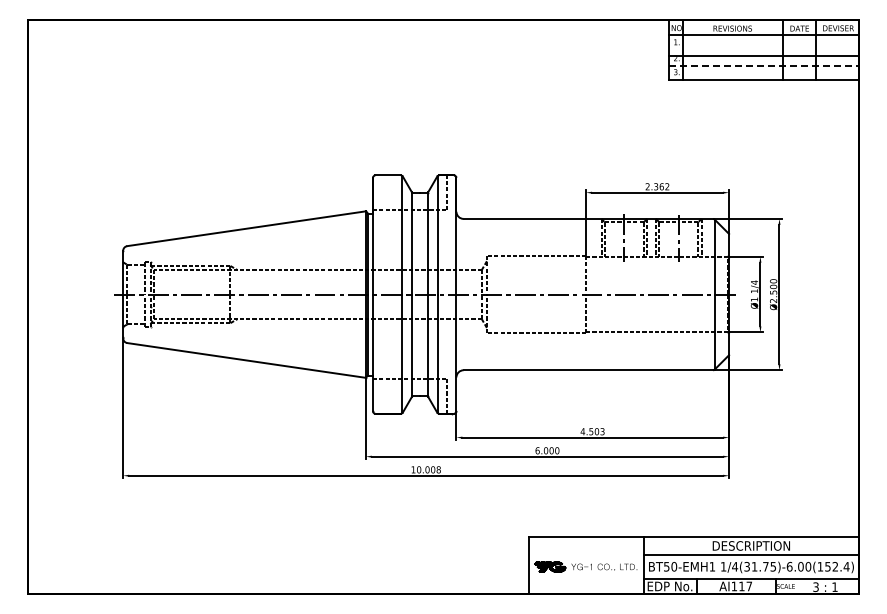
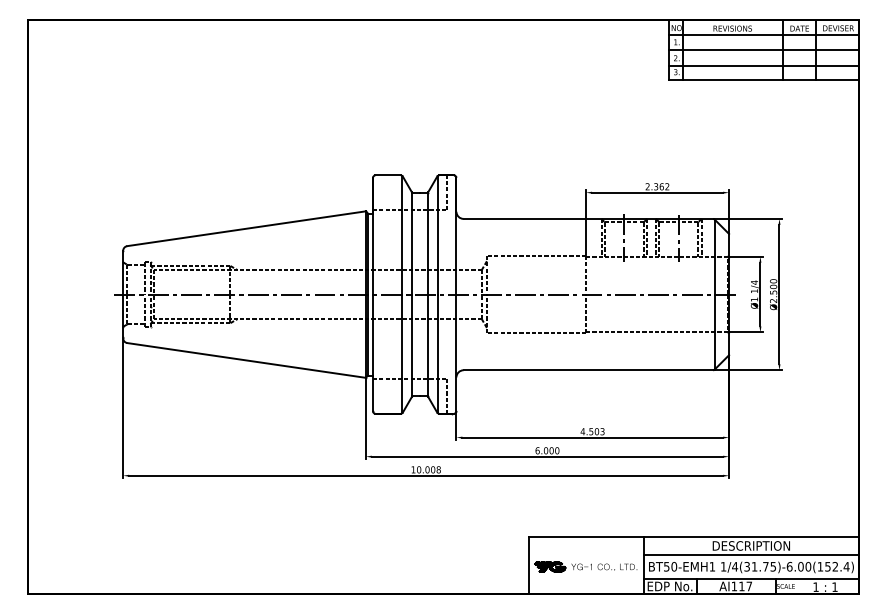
line position: (763, 56) -> (763, 50) (763, 50)
line: dashed -> solid (764, 65)
text: 3 -> 1 (815, 587)
